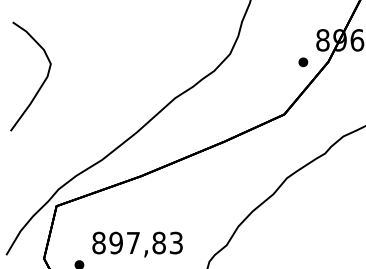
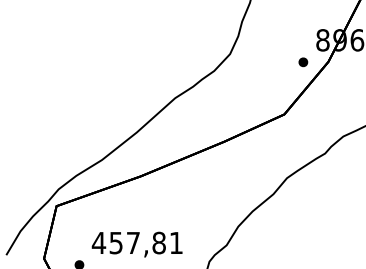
curve: present -> none (42, 82)
text: 897,83 -> 457,81 (136, 242)
